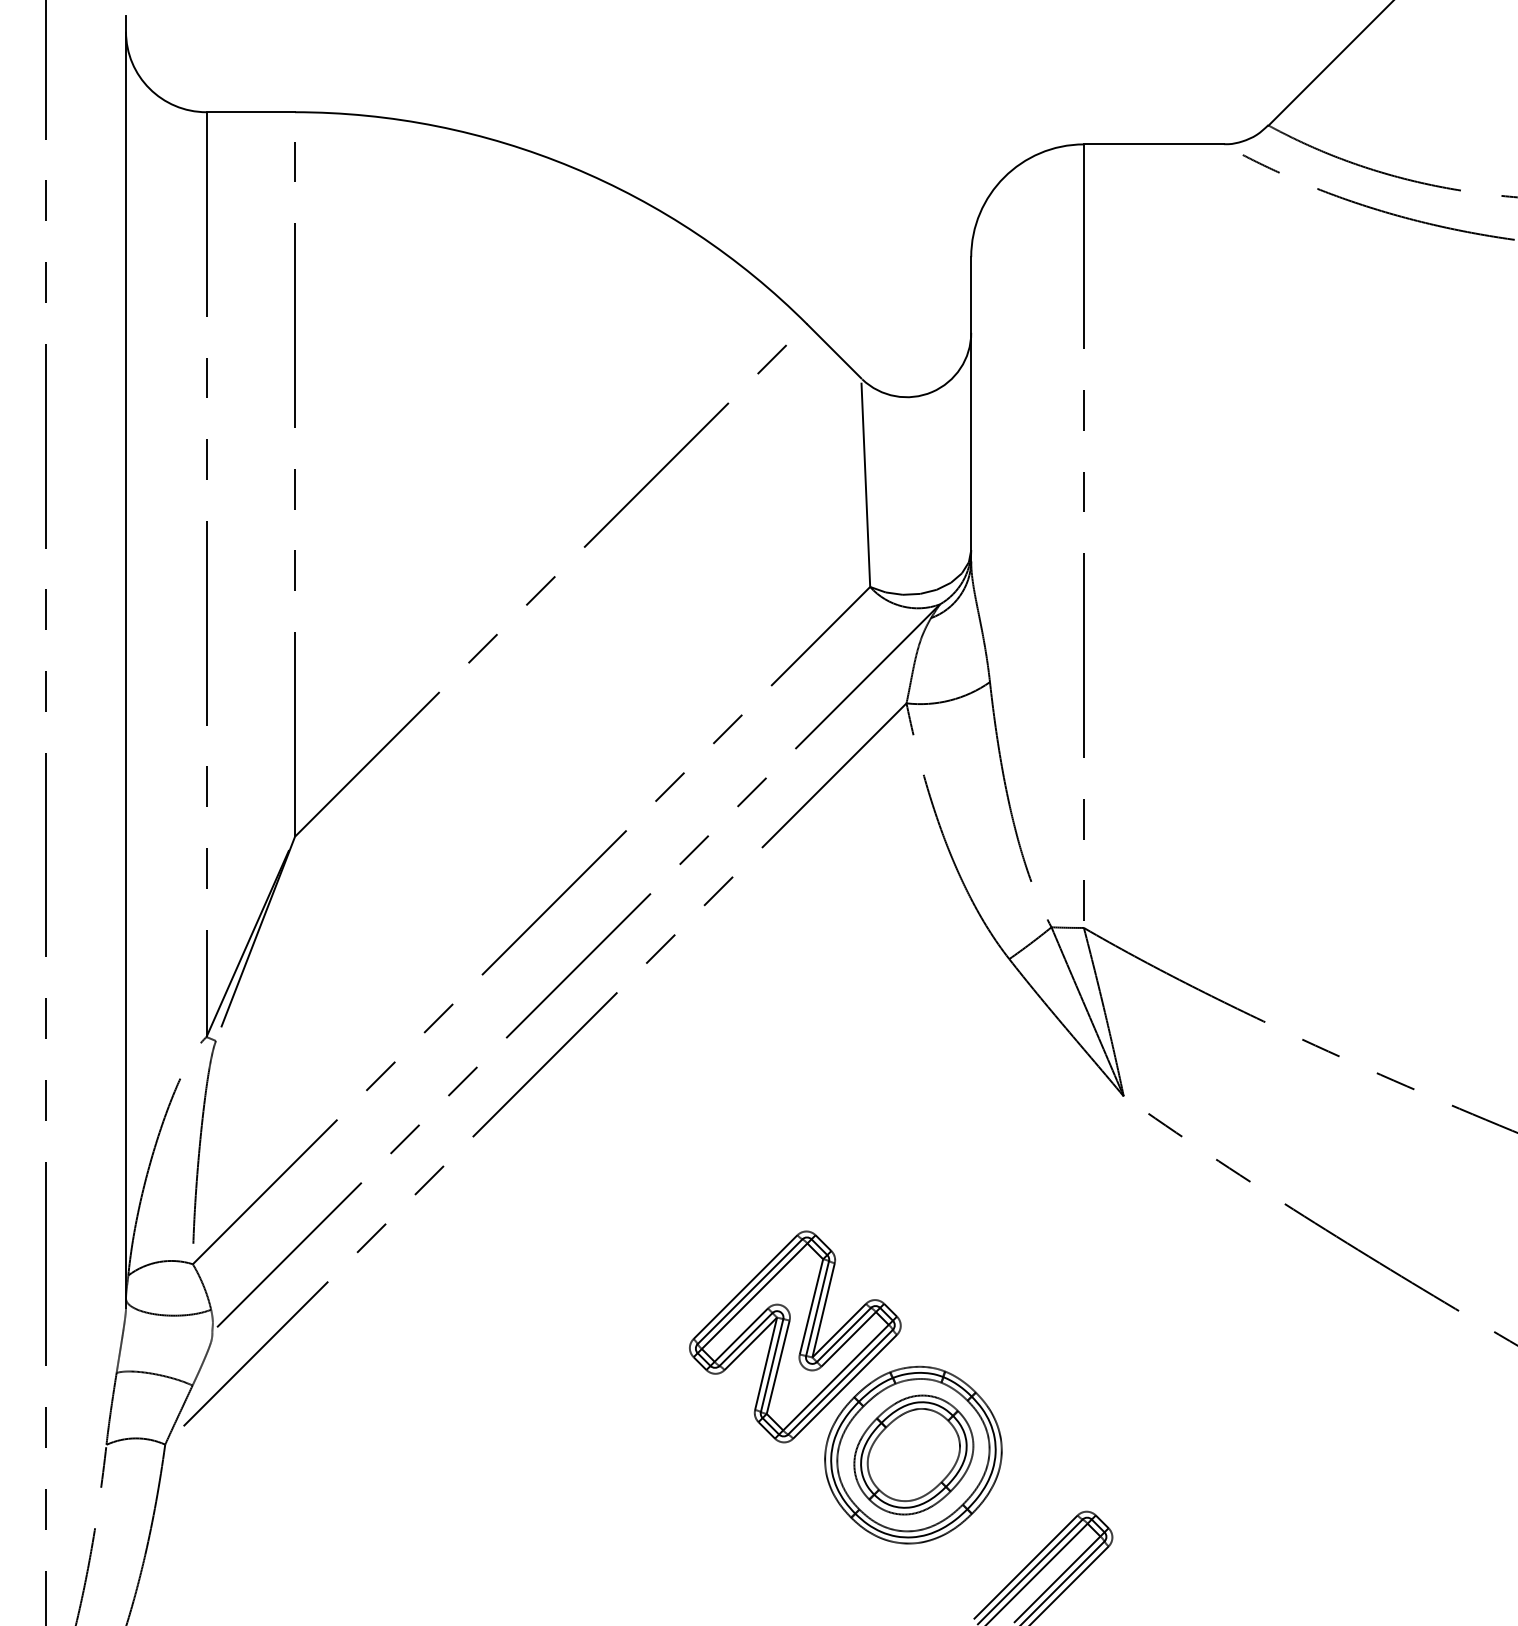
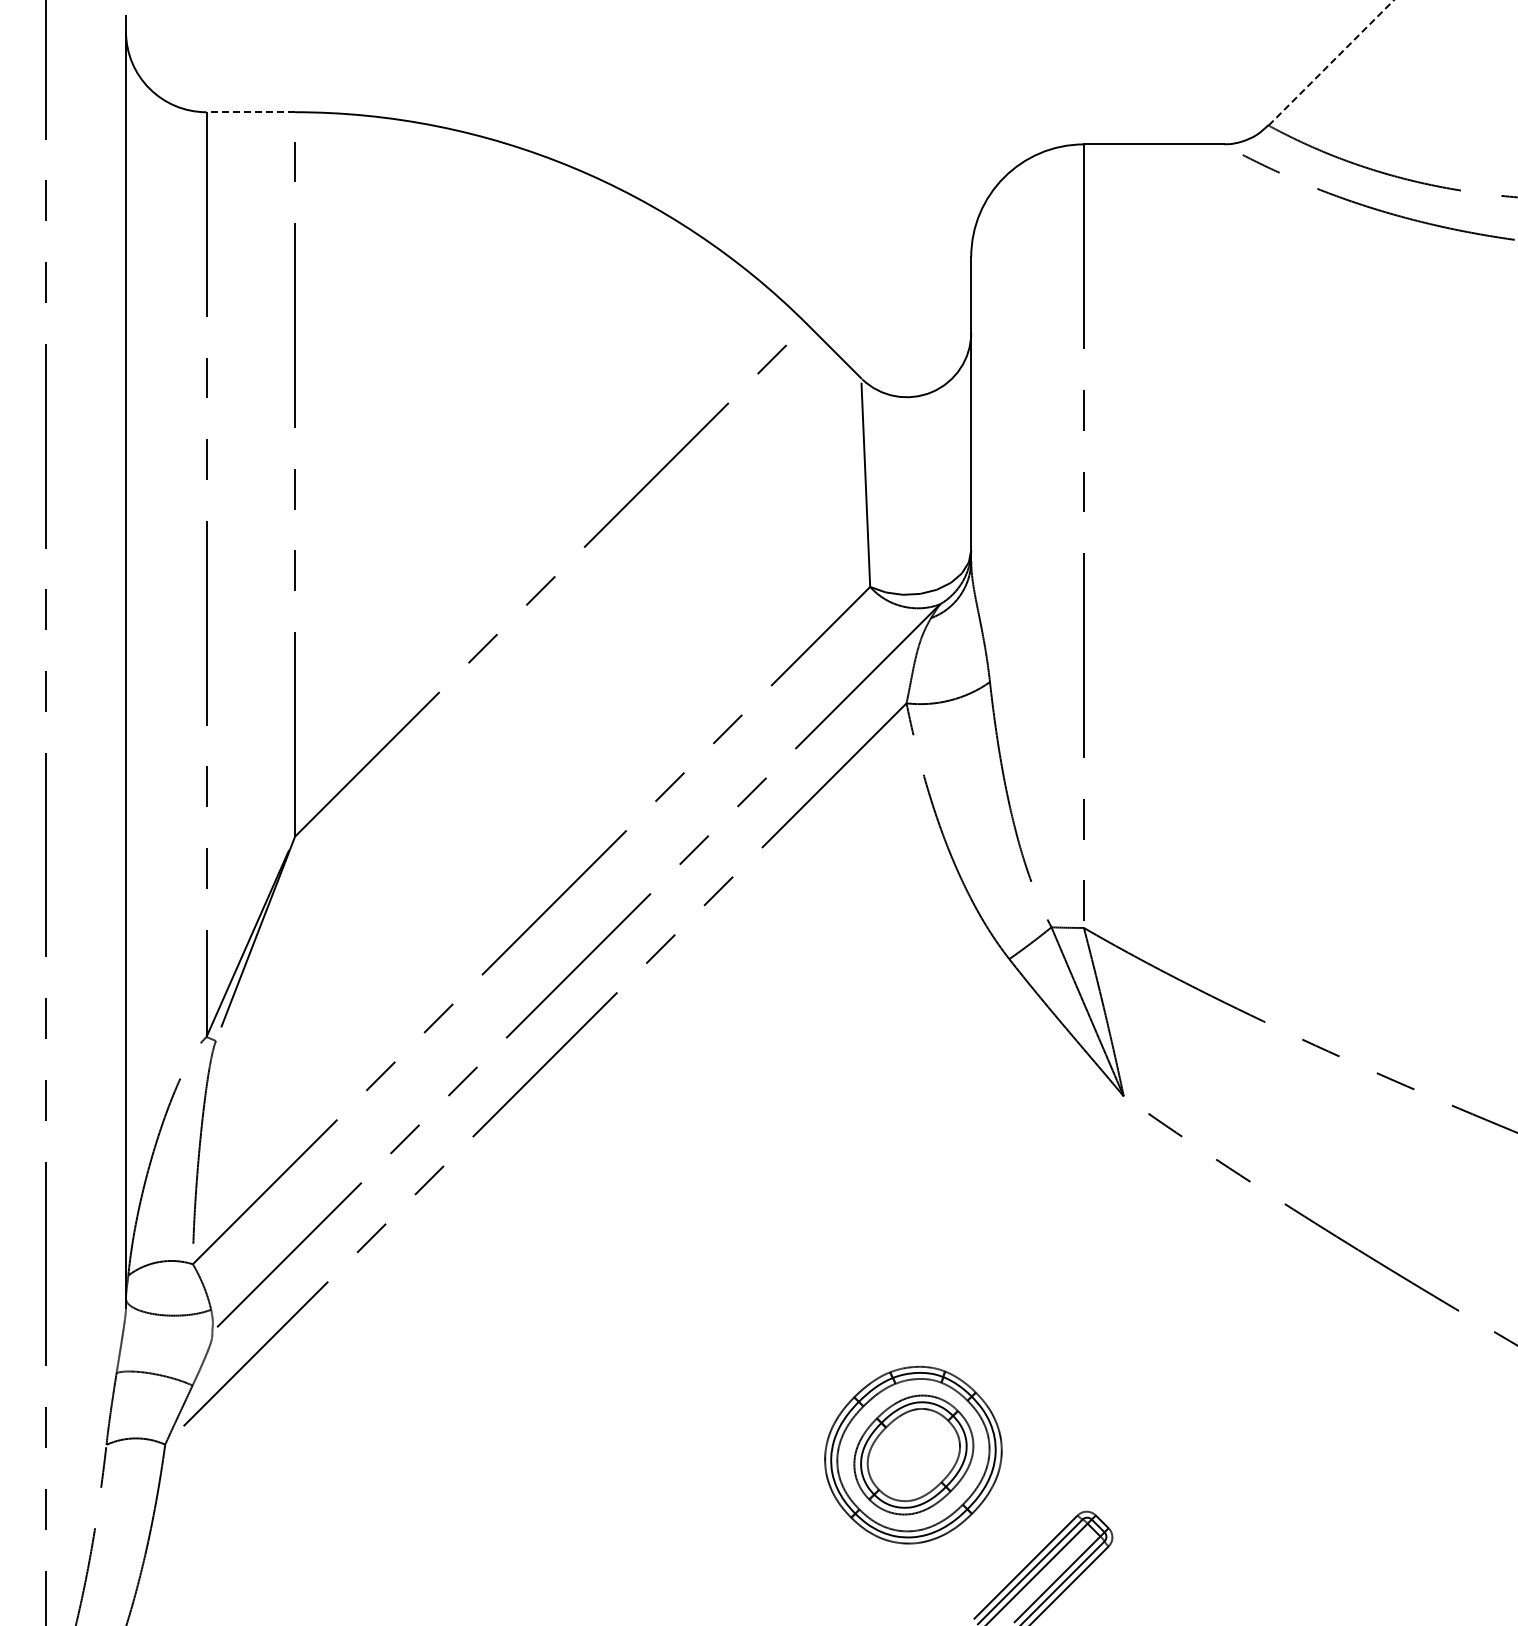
line: solid -> dashed (1330, 63)
line: solid -> dashed (250, 112)
part: present -> none (795, 1336)
